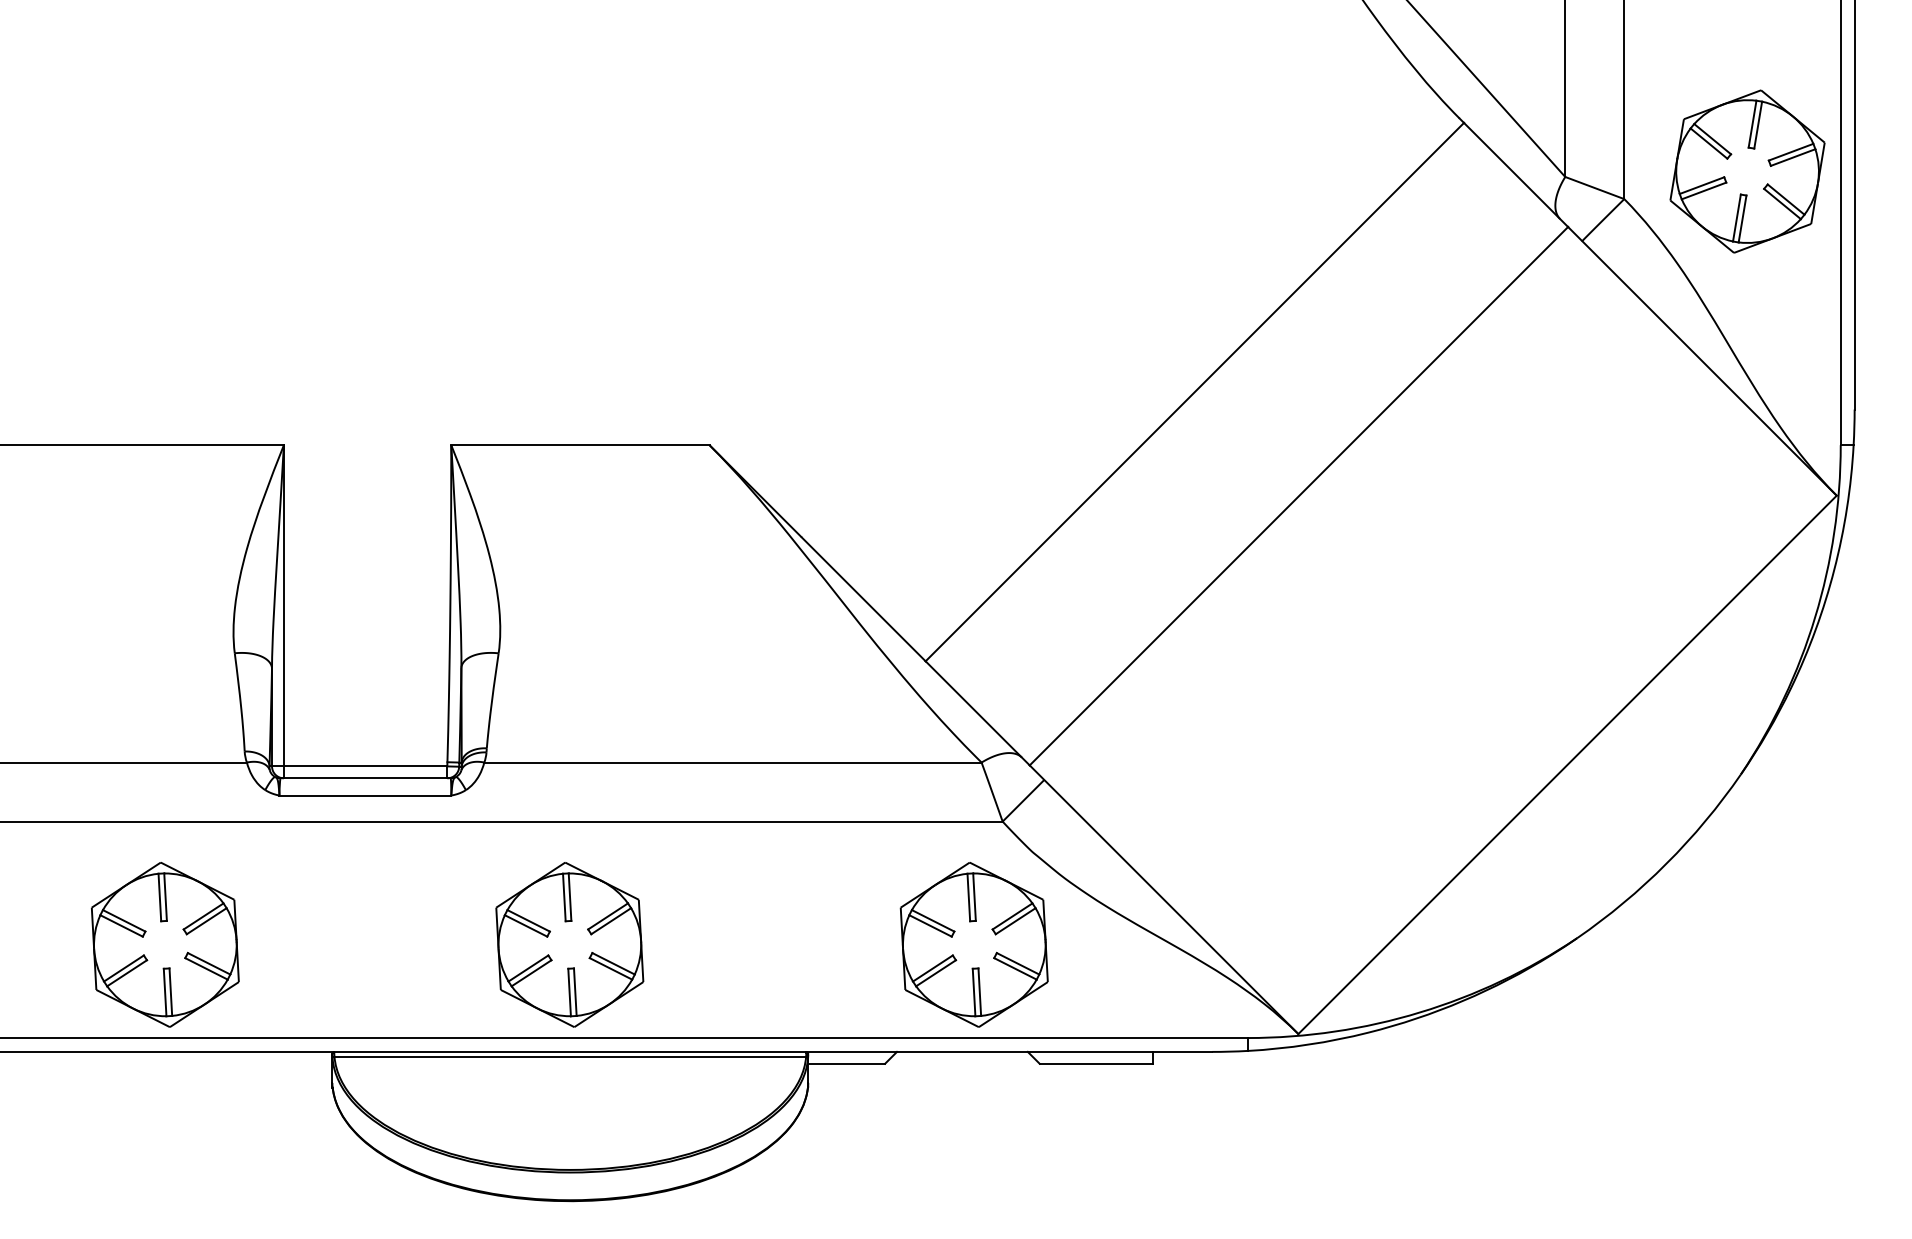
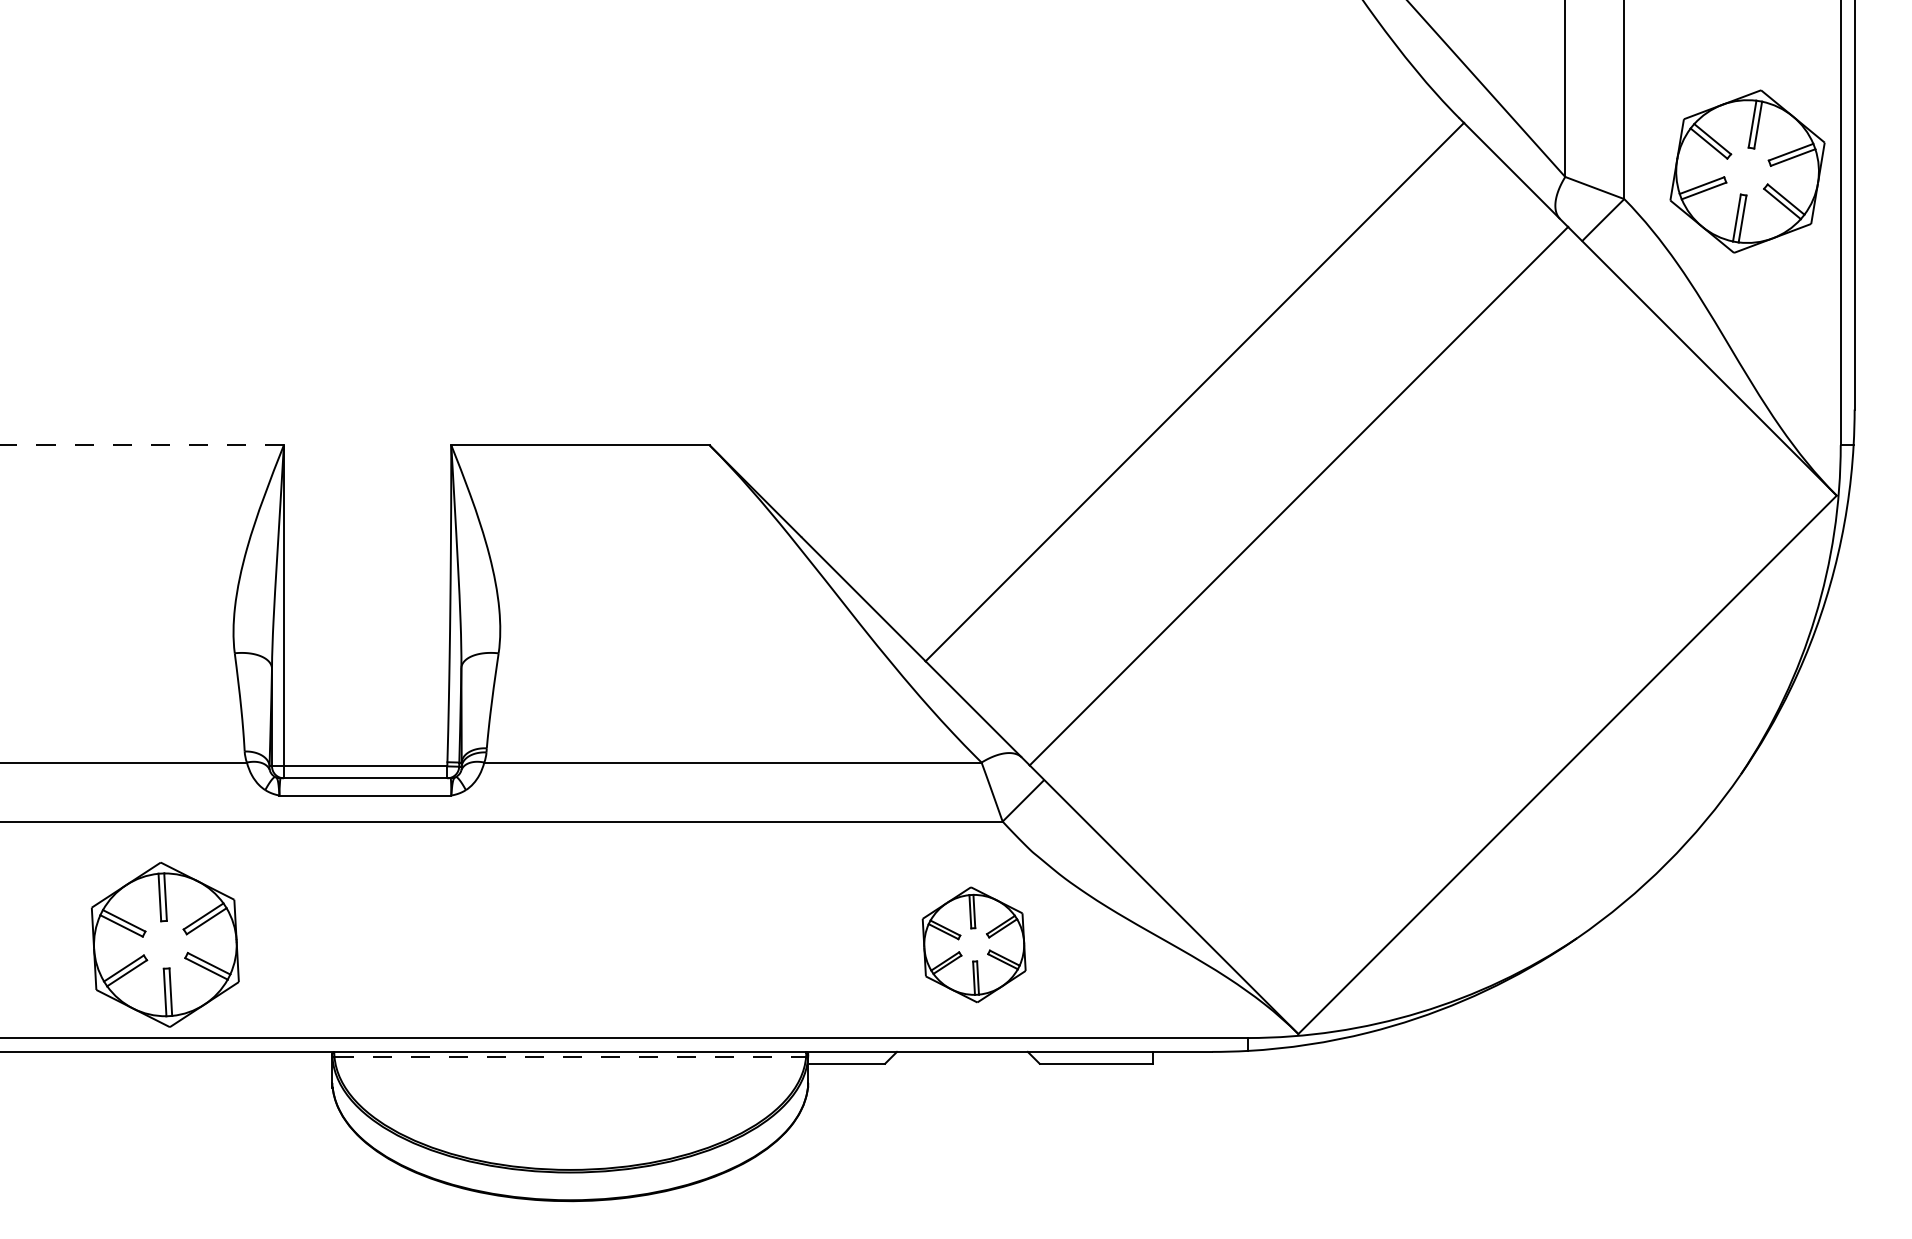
line: solid -> dashed (142, 445)
part: present -> none (569, 944)
part size: 150x166 px -> 106x118 px (973, 944)
line: solid -> dashed (570, 1056)
